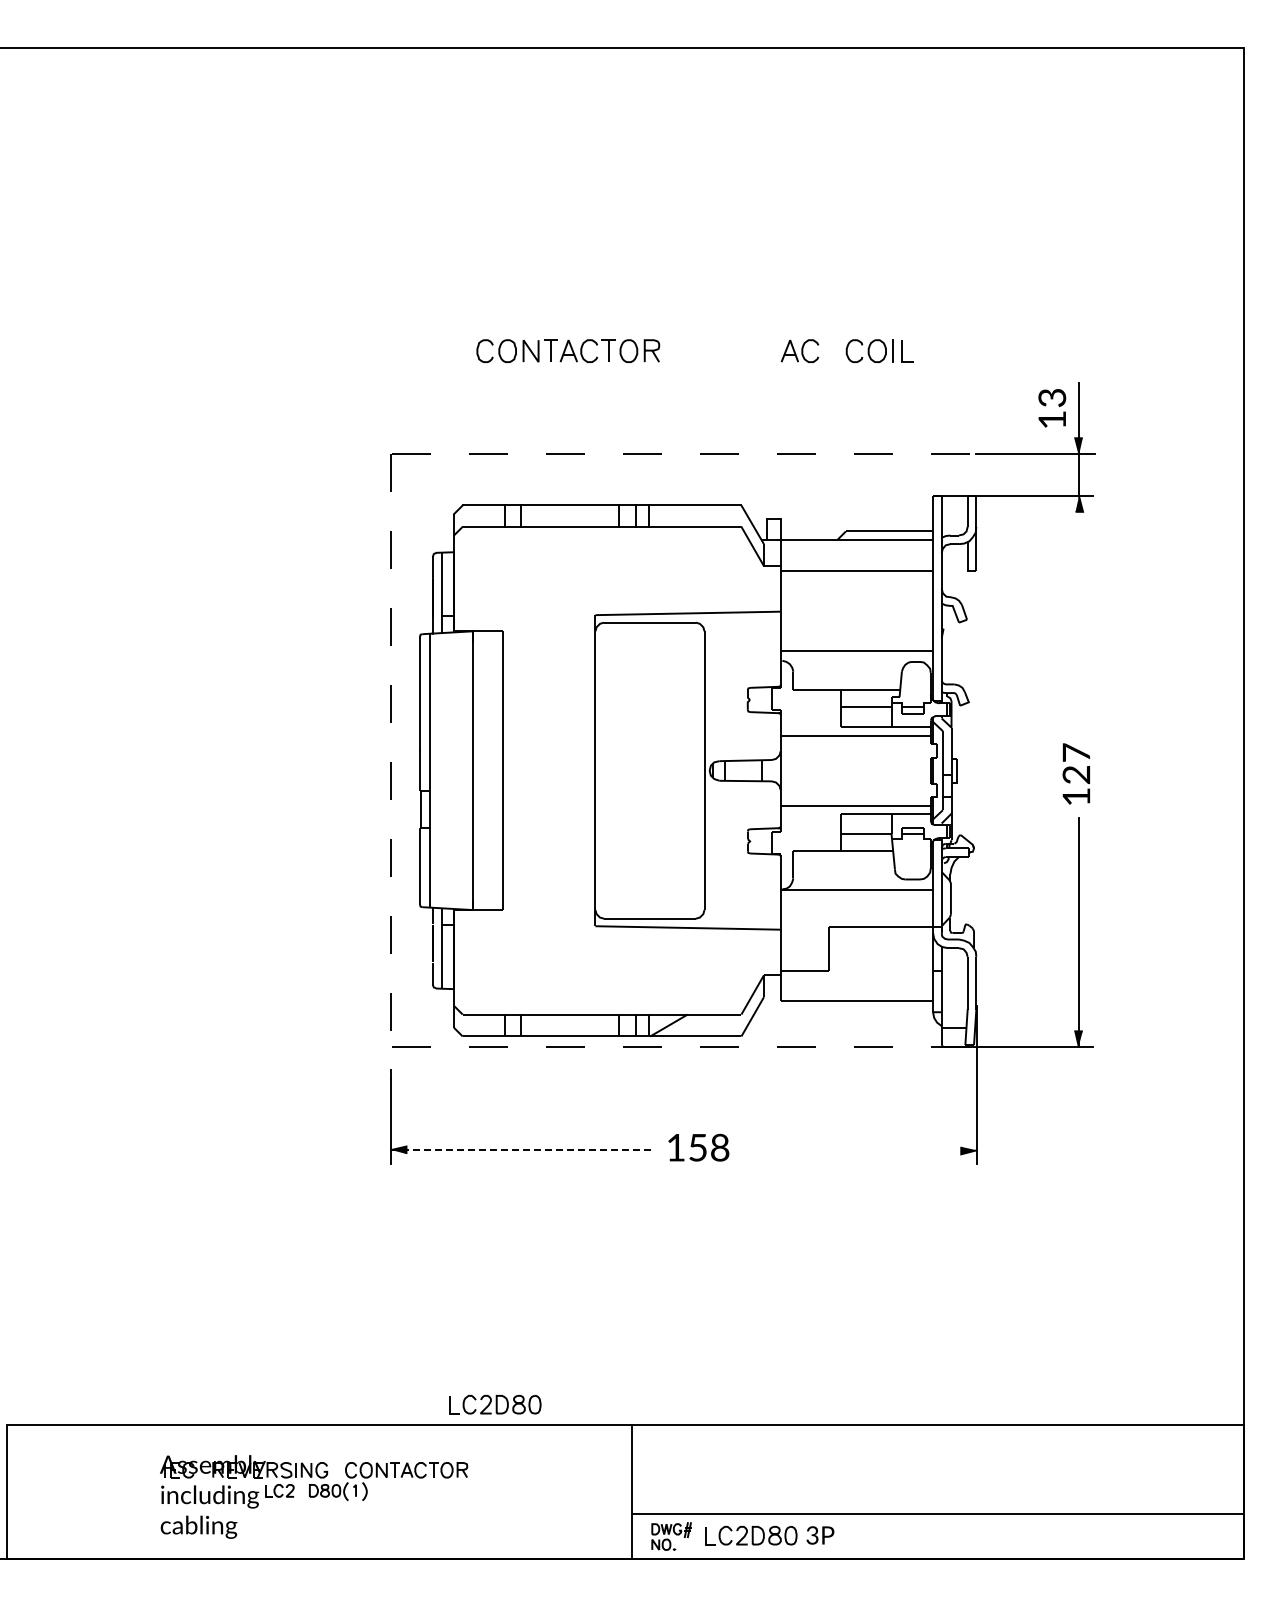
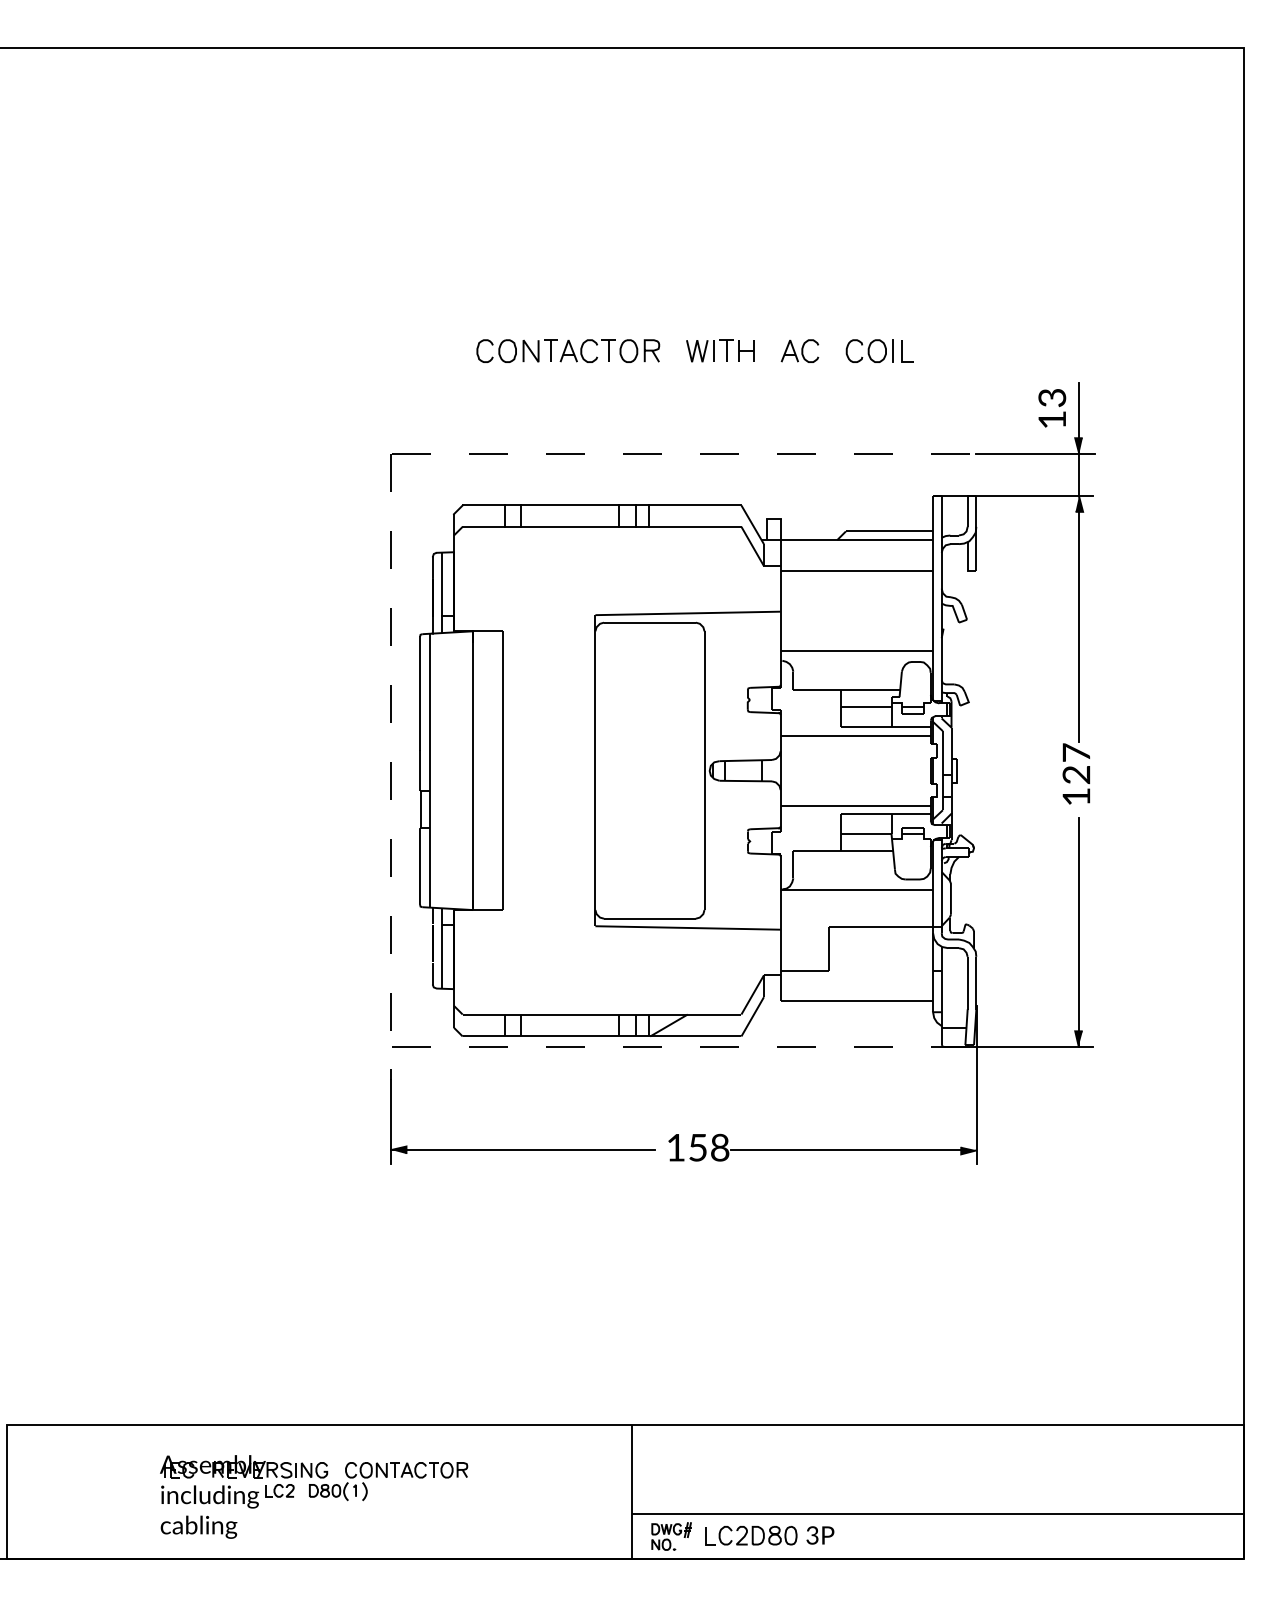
part: none -> present (720, 350)
line: none -> present (1079, 626)
line: dashed -> solid (523, 1150)
line: none -> present (846, 1150)
part: present -> none (495, 1404)
